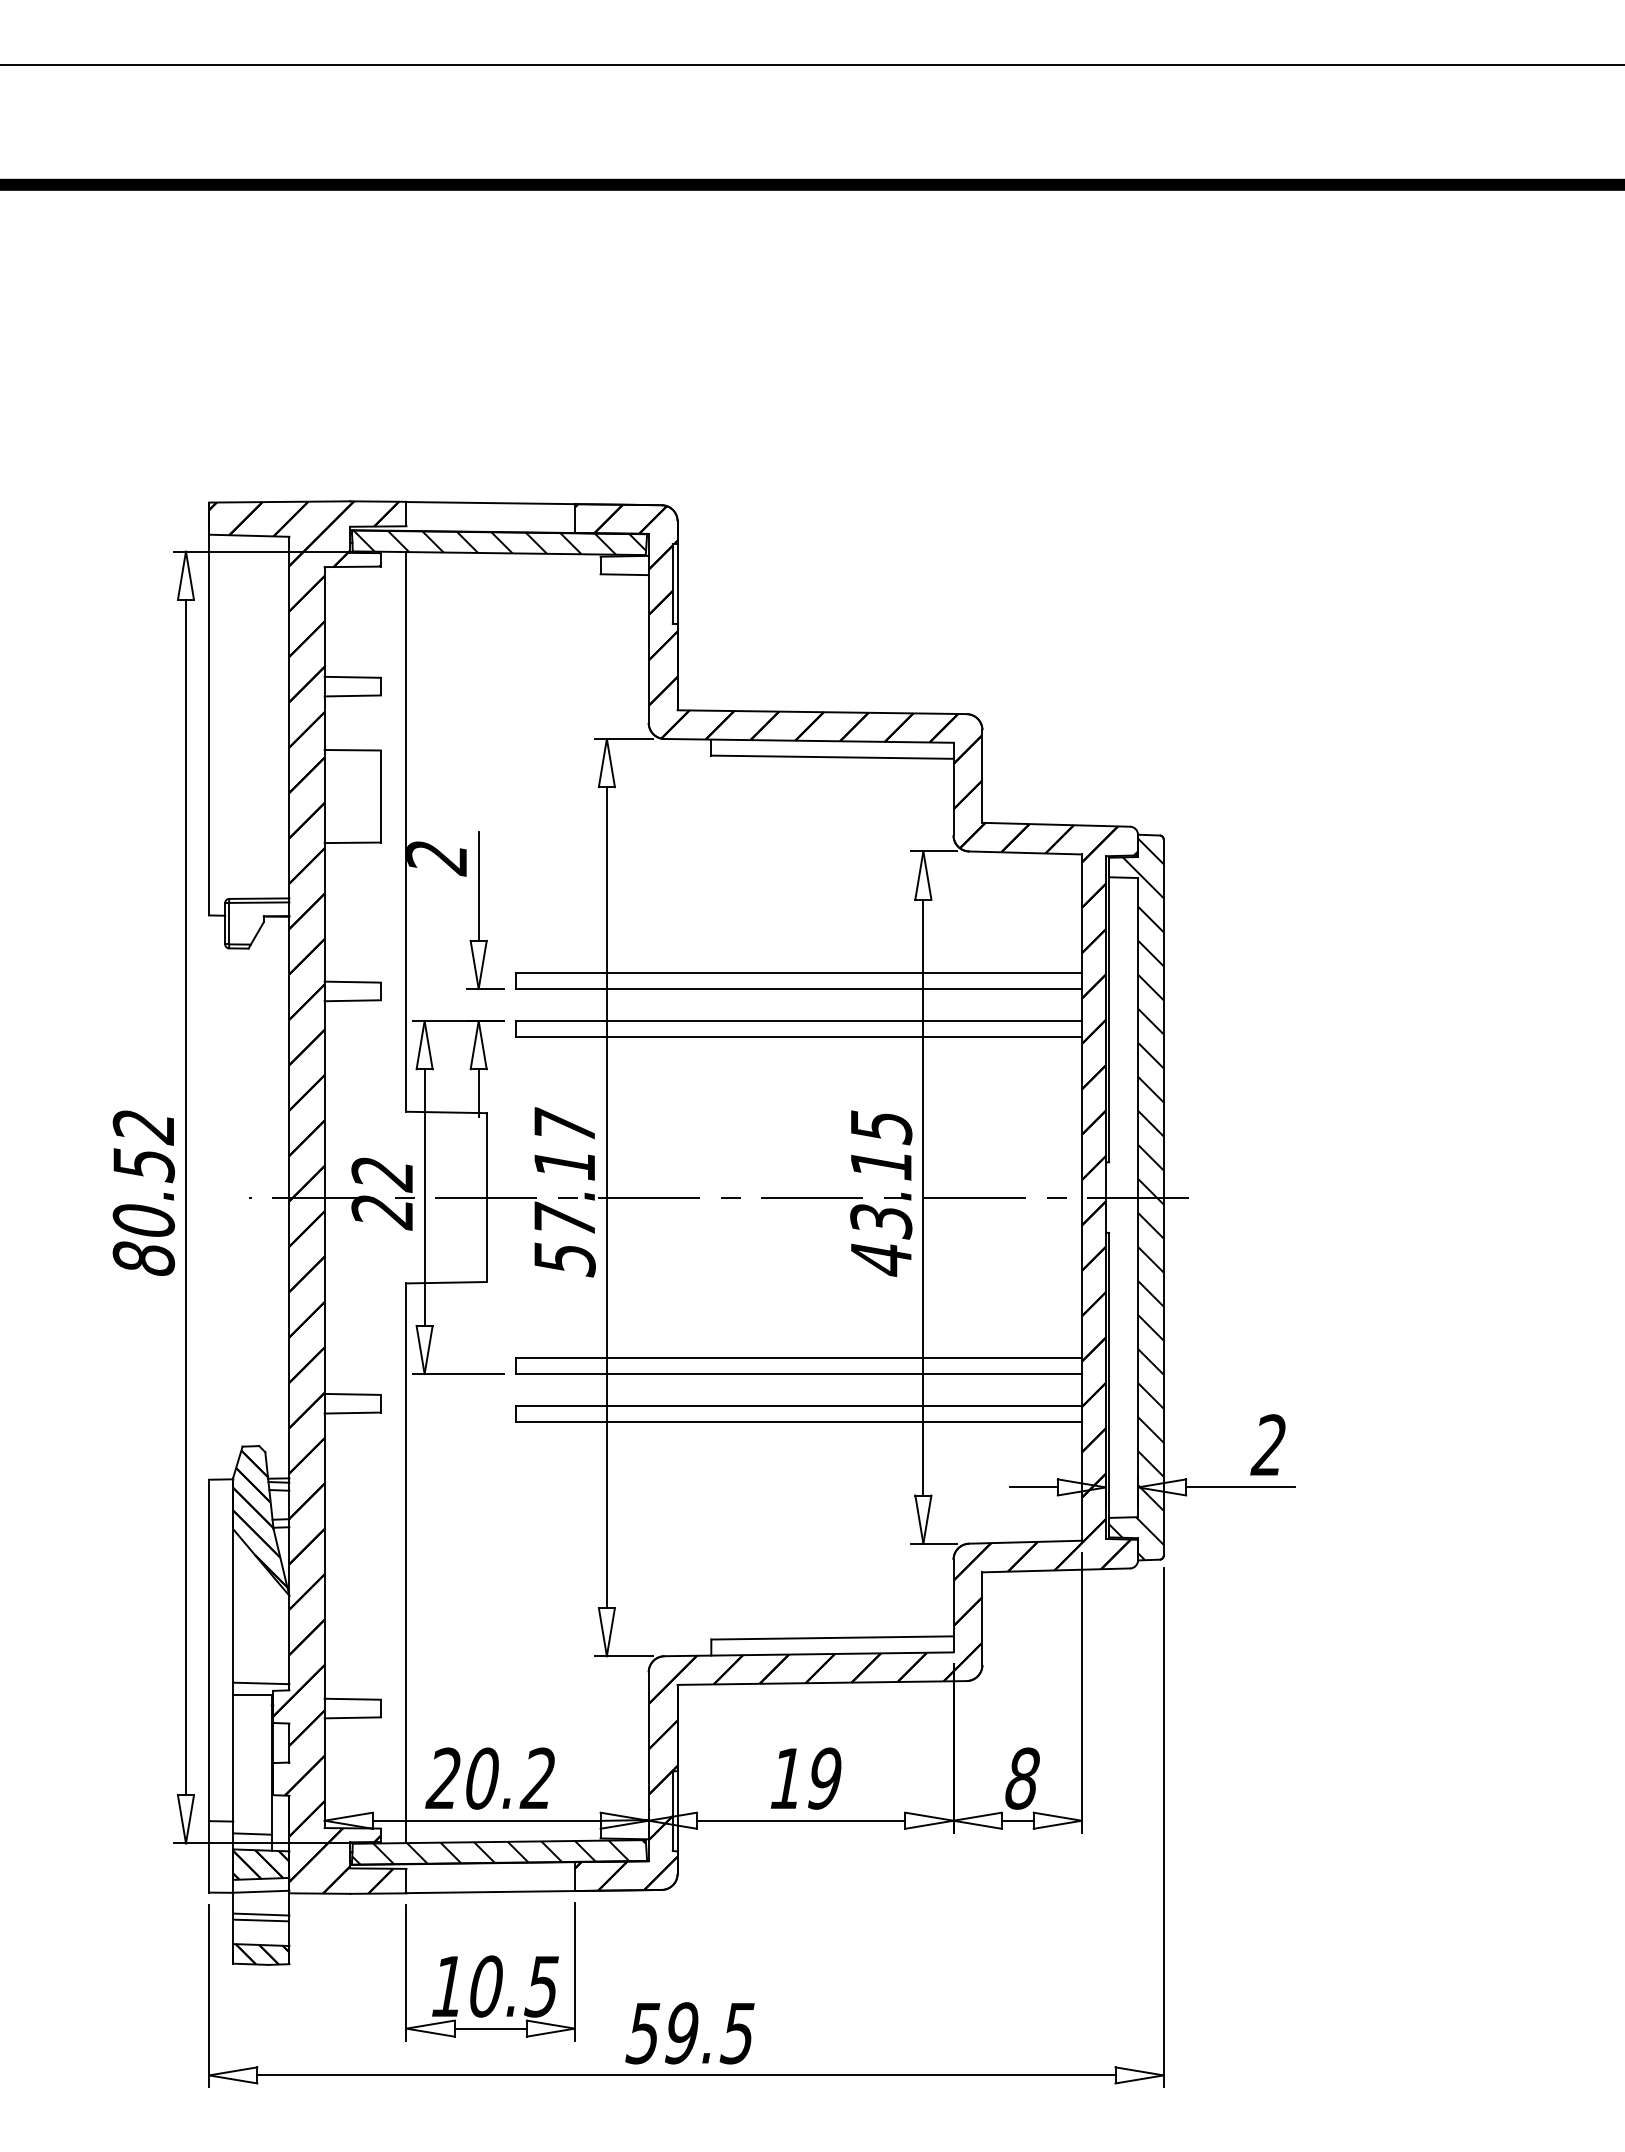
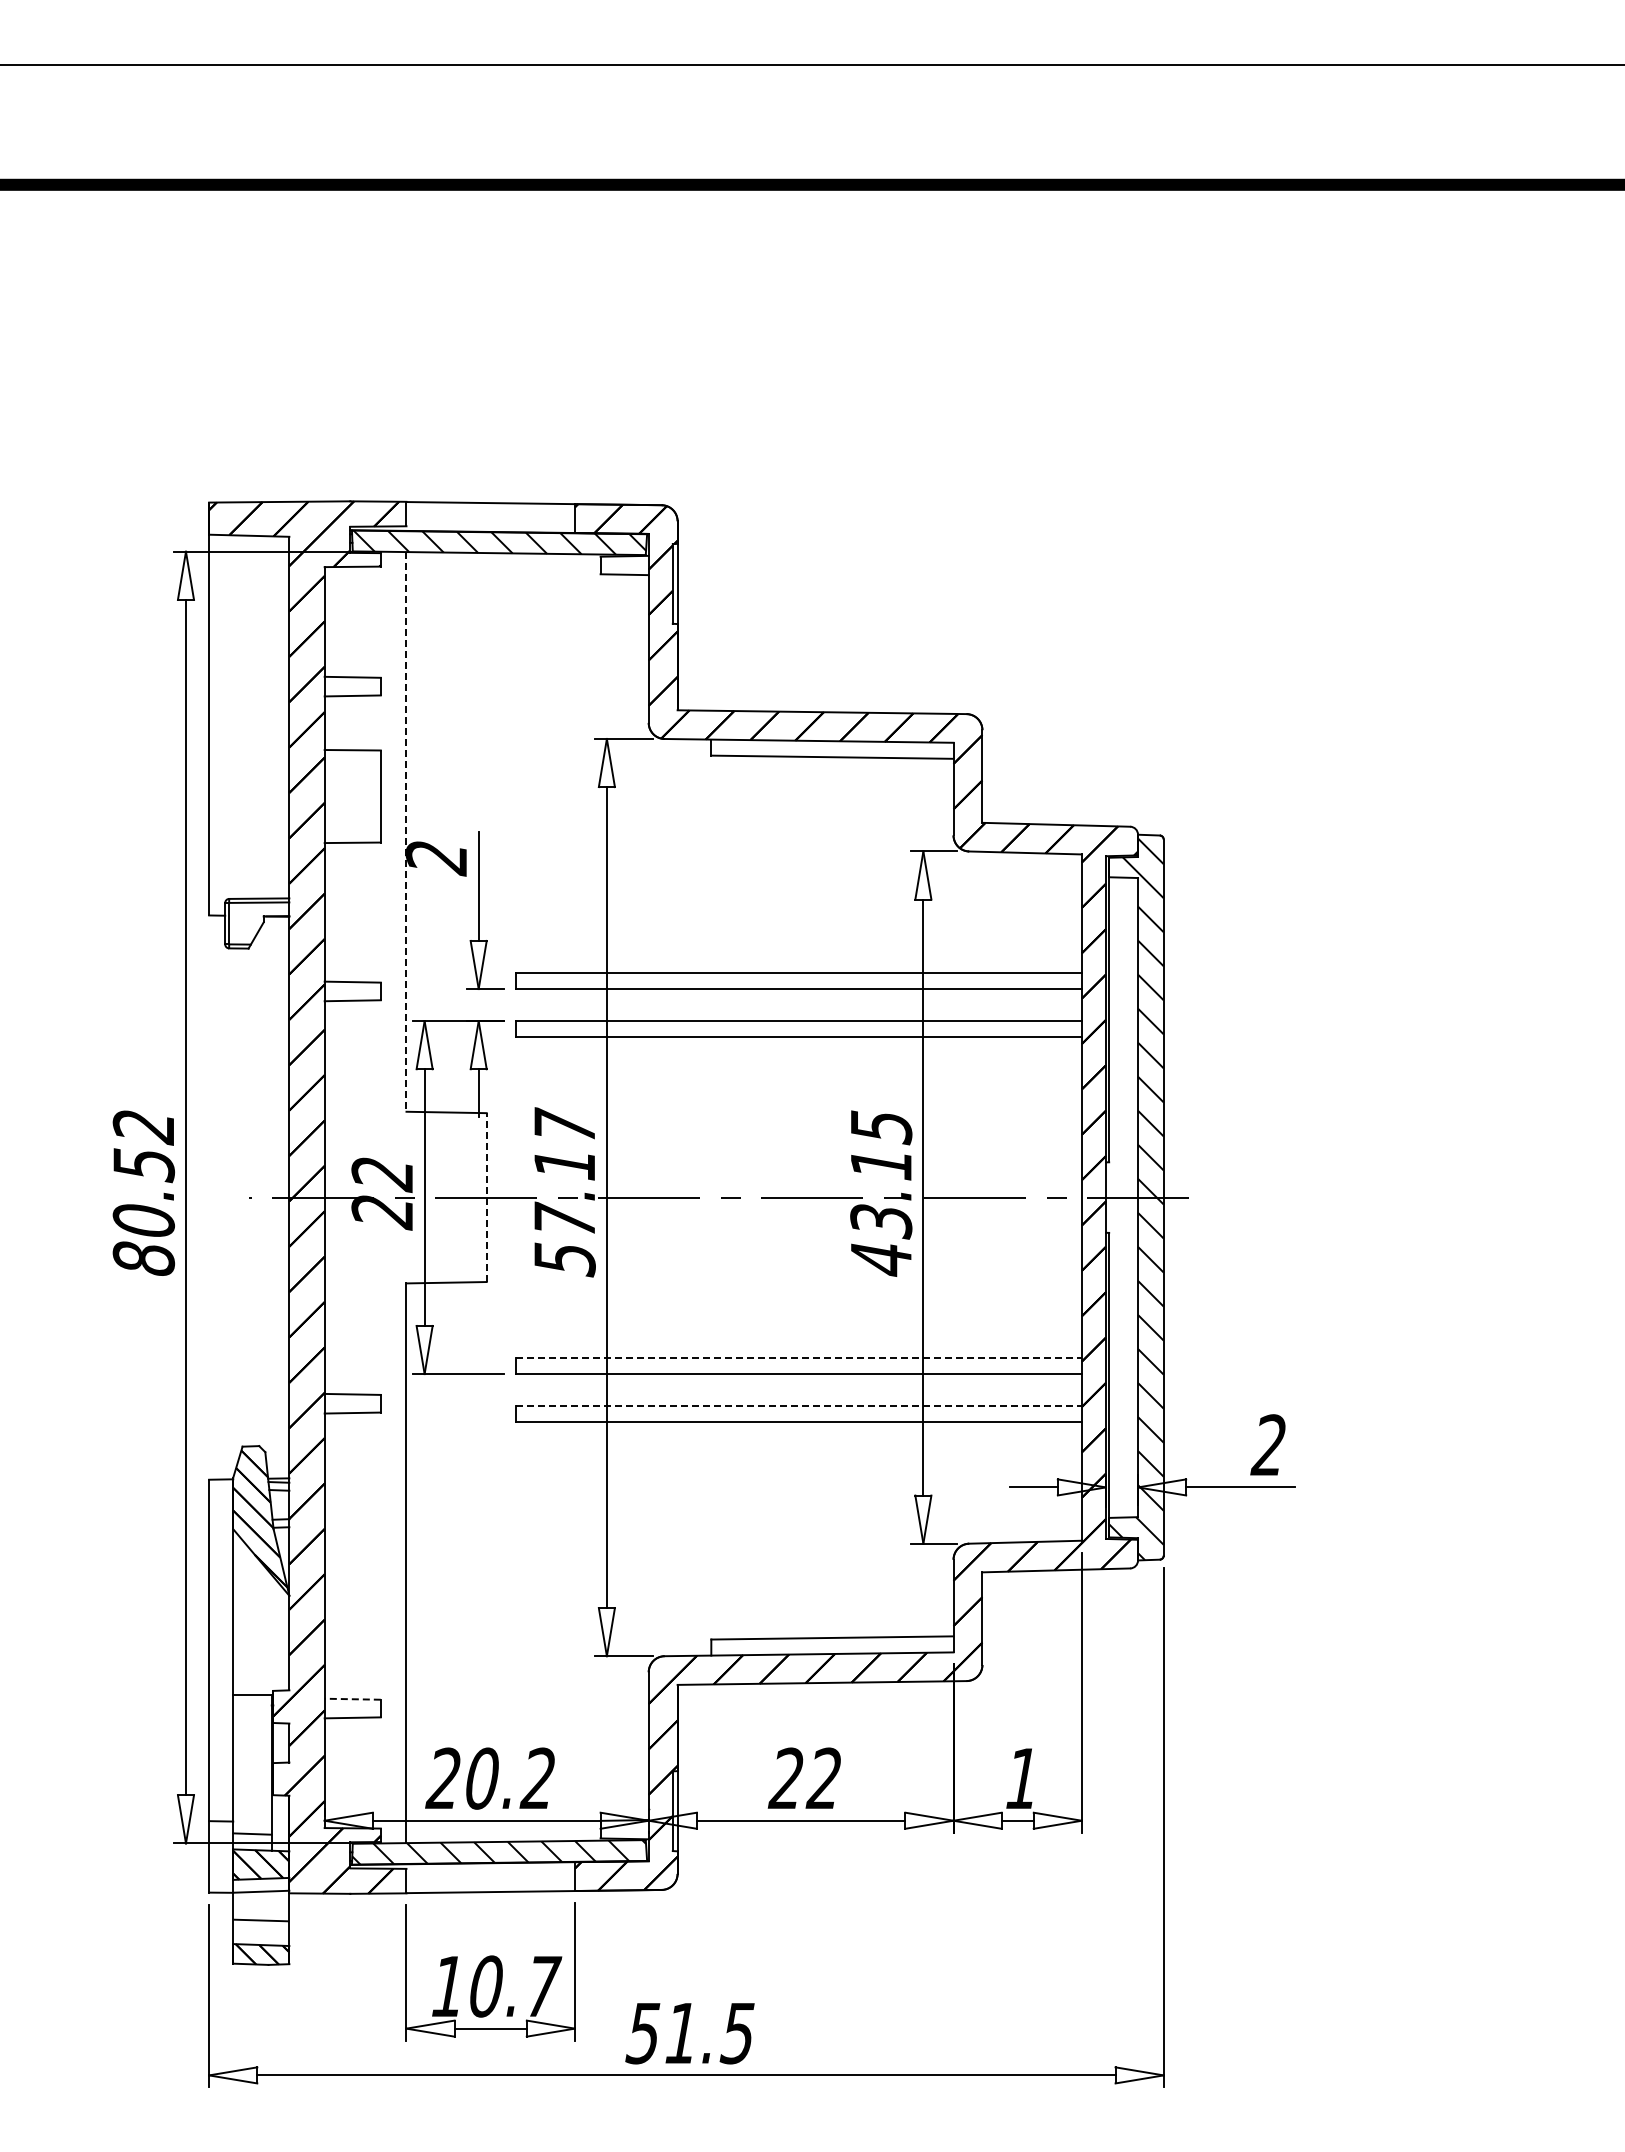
line: solid -> dashed (406, 831)
line: solid -> dashed (486, 1197)
line: solid -> dashed (799, 1358)
line: solid -> dashed (799, 1406)
line: present -> none (261, 1683)
line: solid -> dashed (352, 1699)
text: 19 -> 22 (804, 1778)
text: 8 -> 1 (1022, 1778)
line: present -> none (261, 1914)
text: 10.5 -> 10.7 (543, 1986)
text: 59.5 -> 51.5 (681, 2033)
